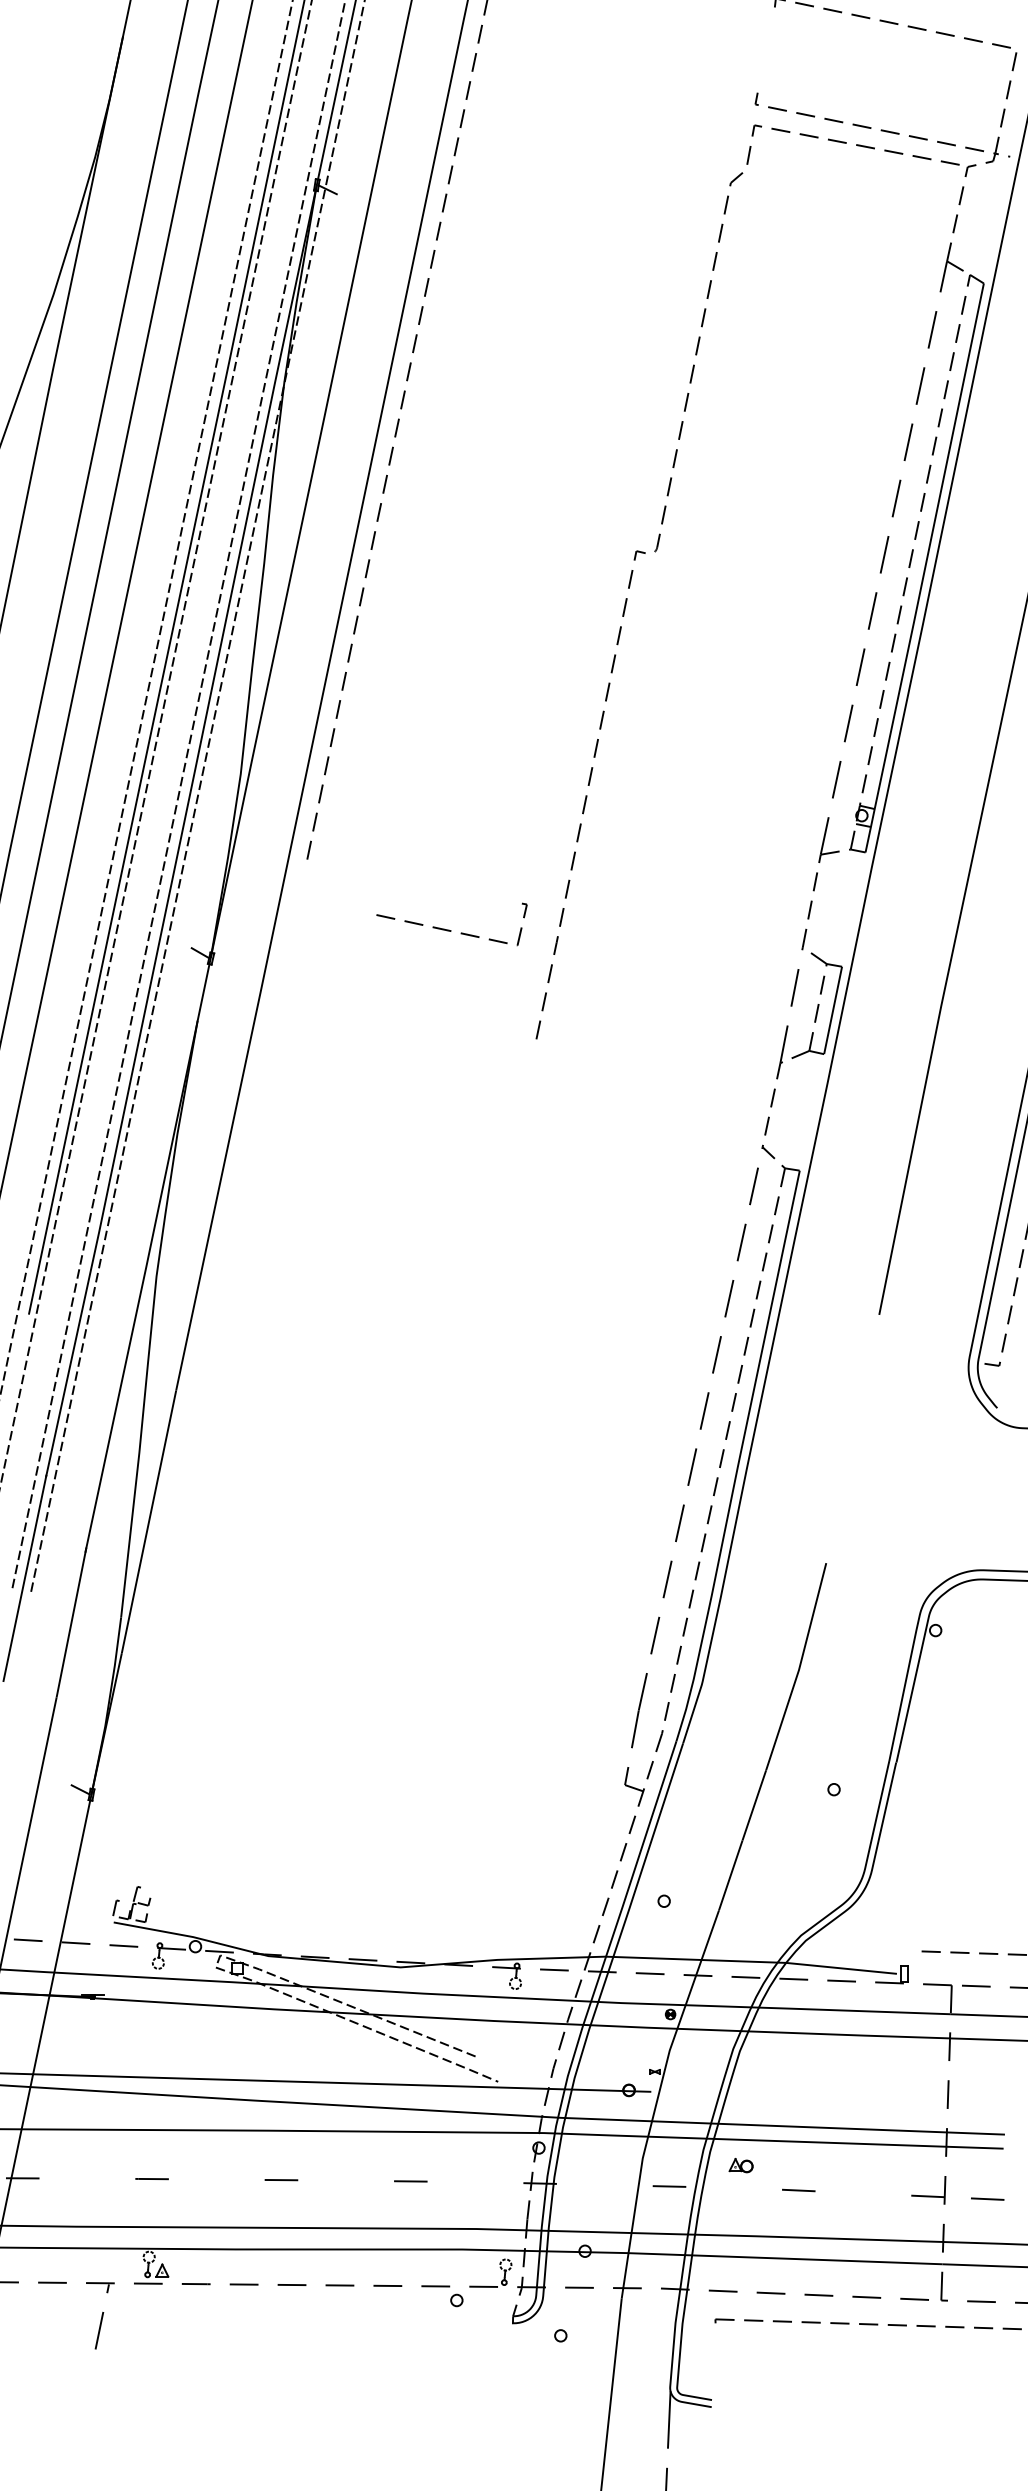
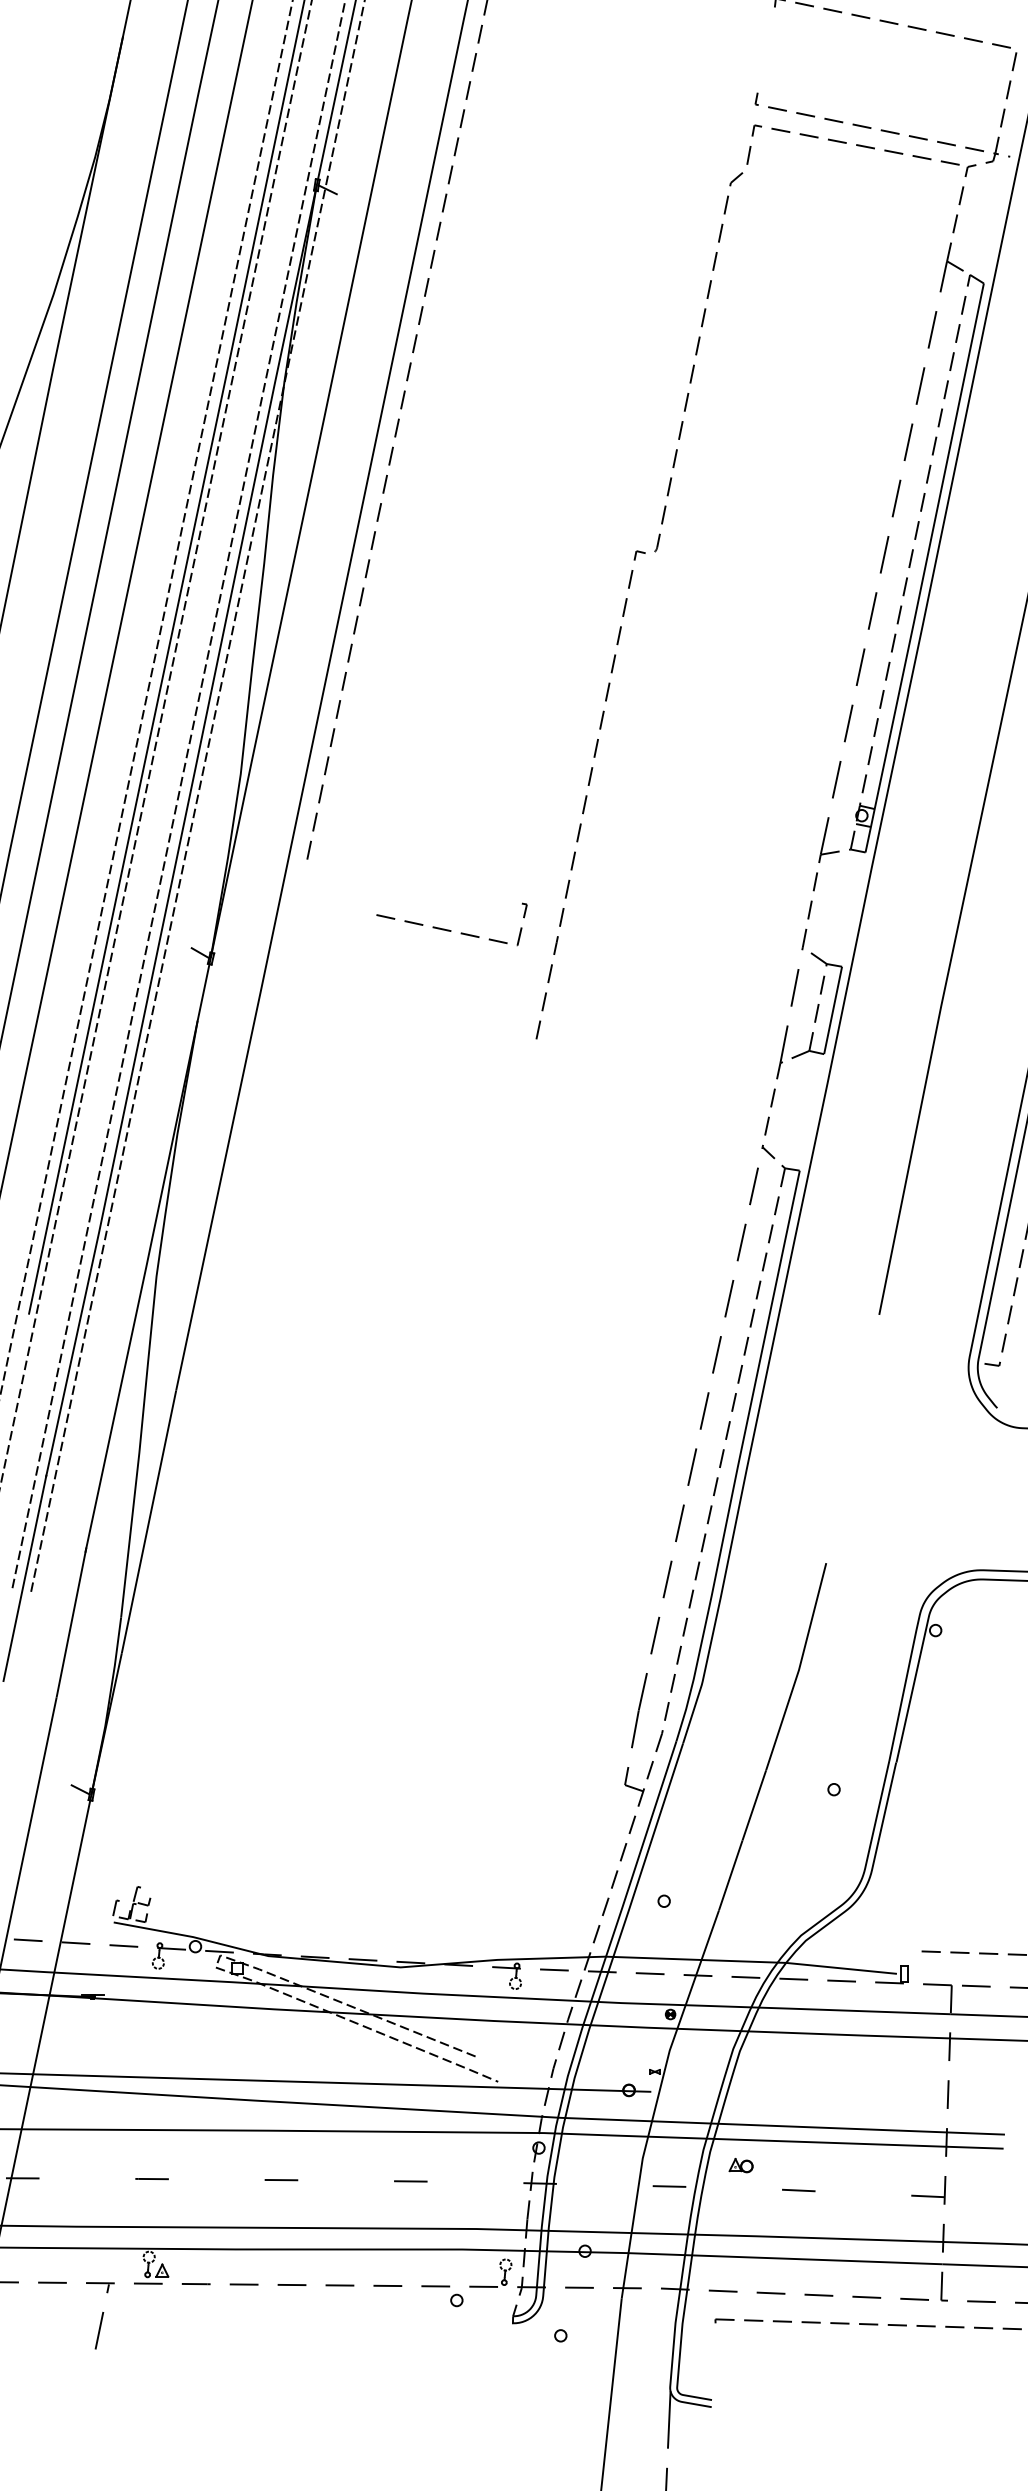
line: present -> none (987, 2198)
